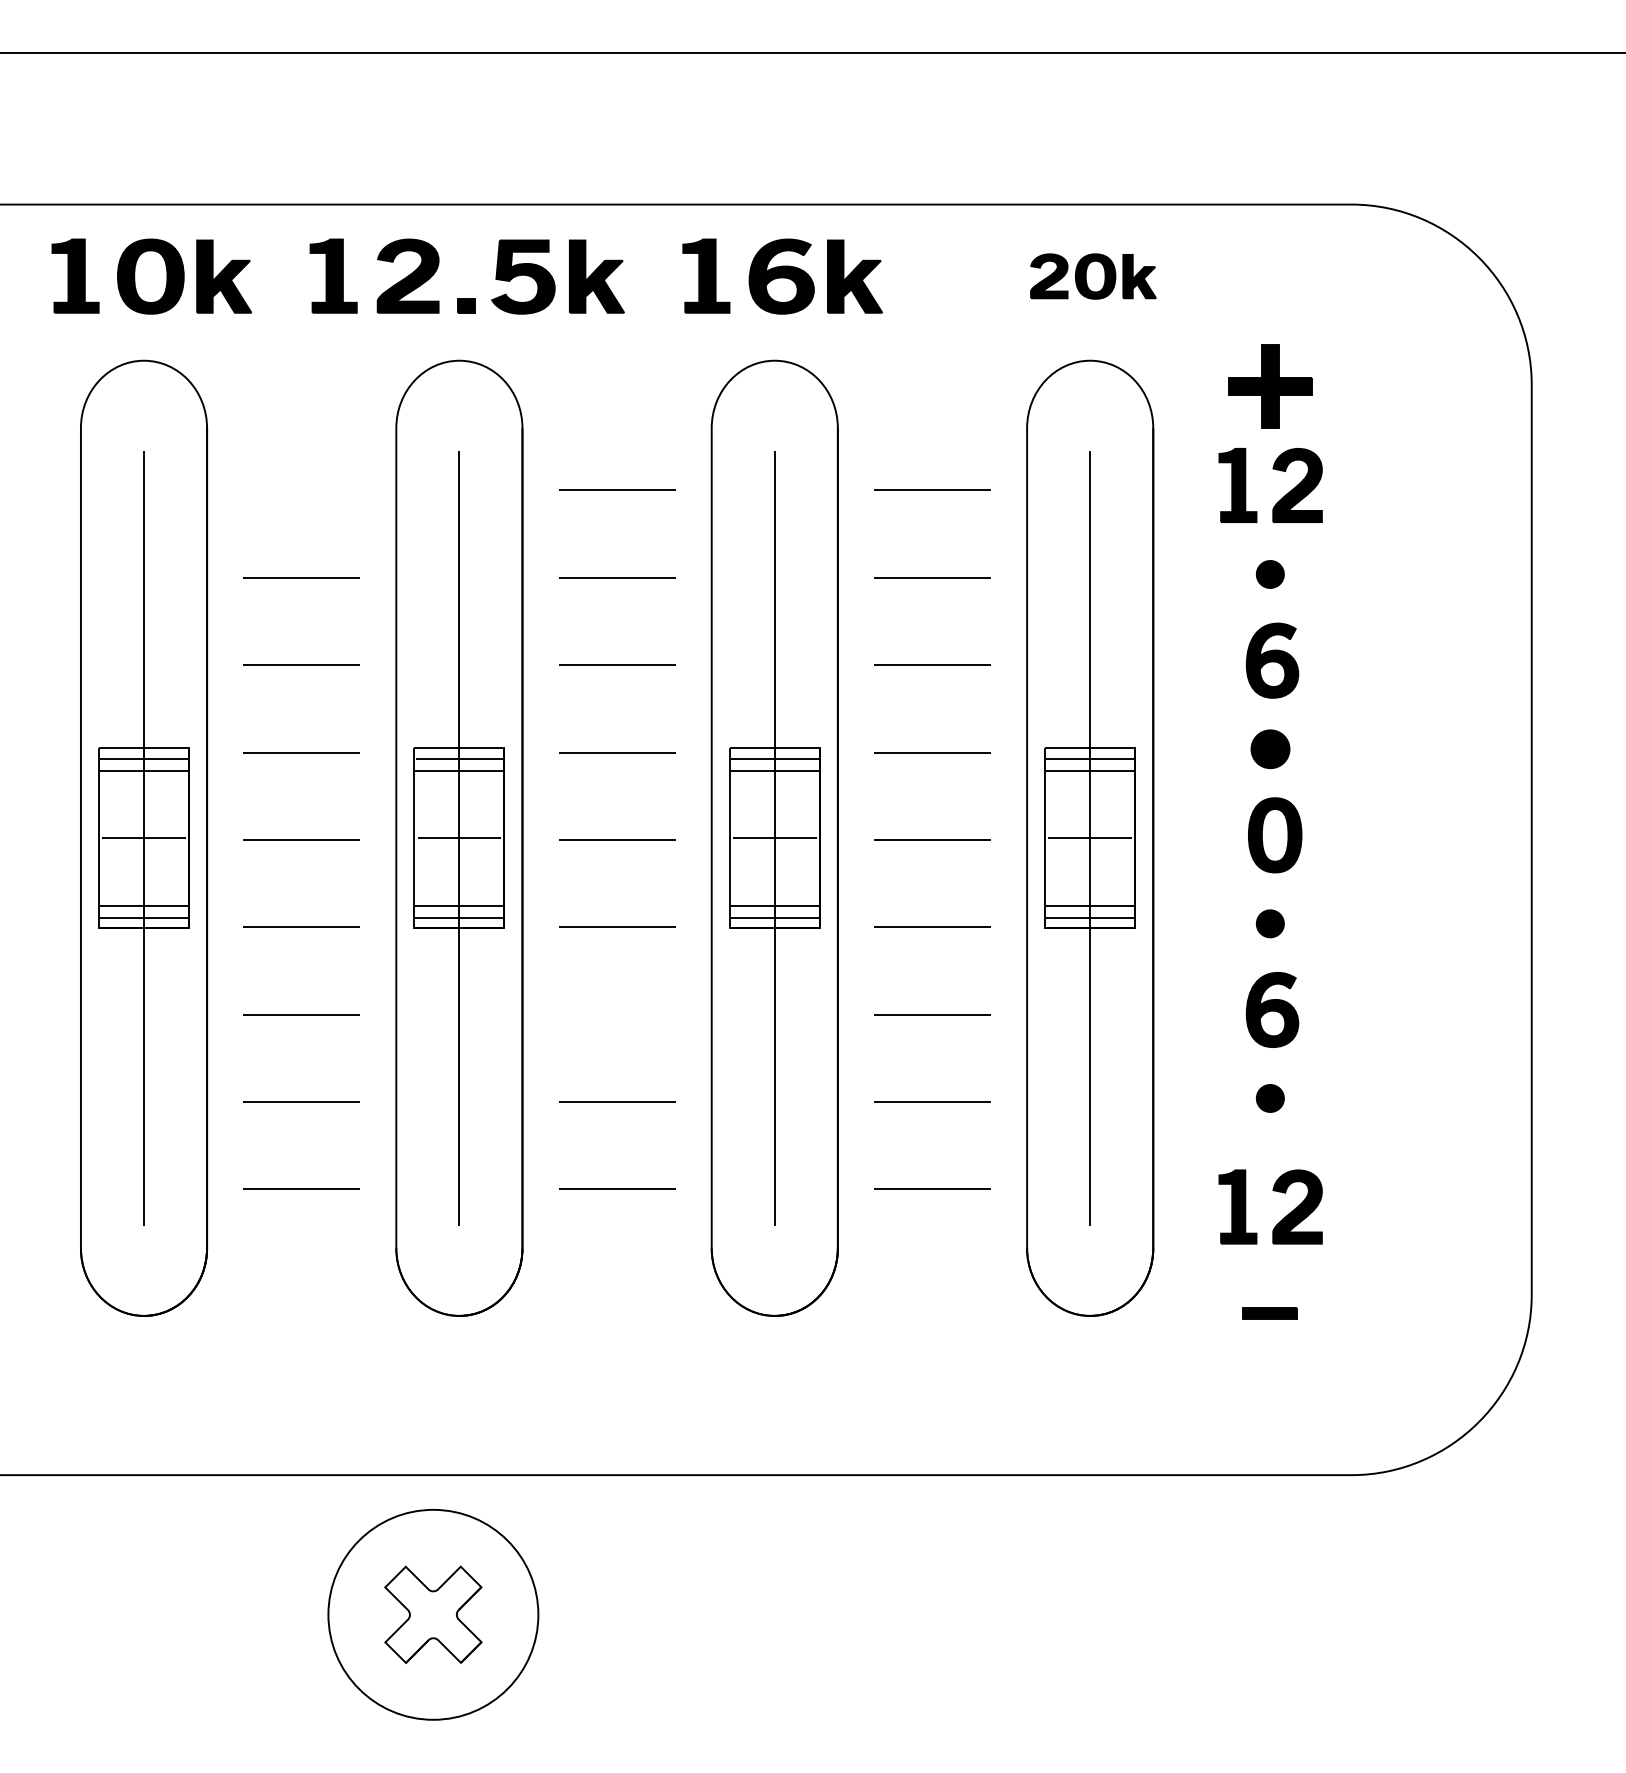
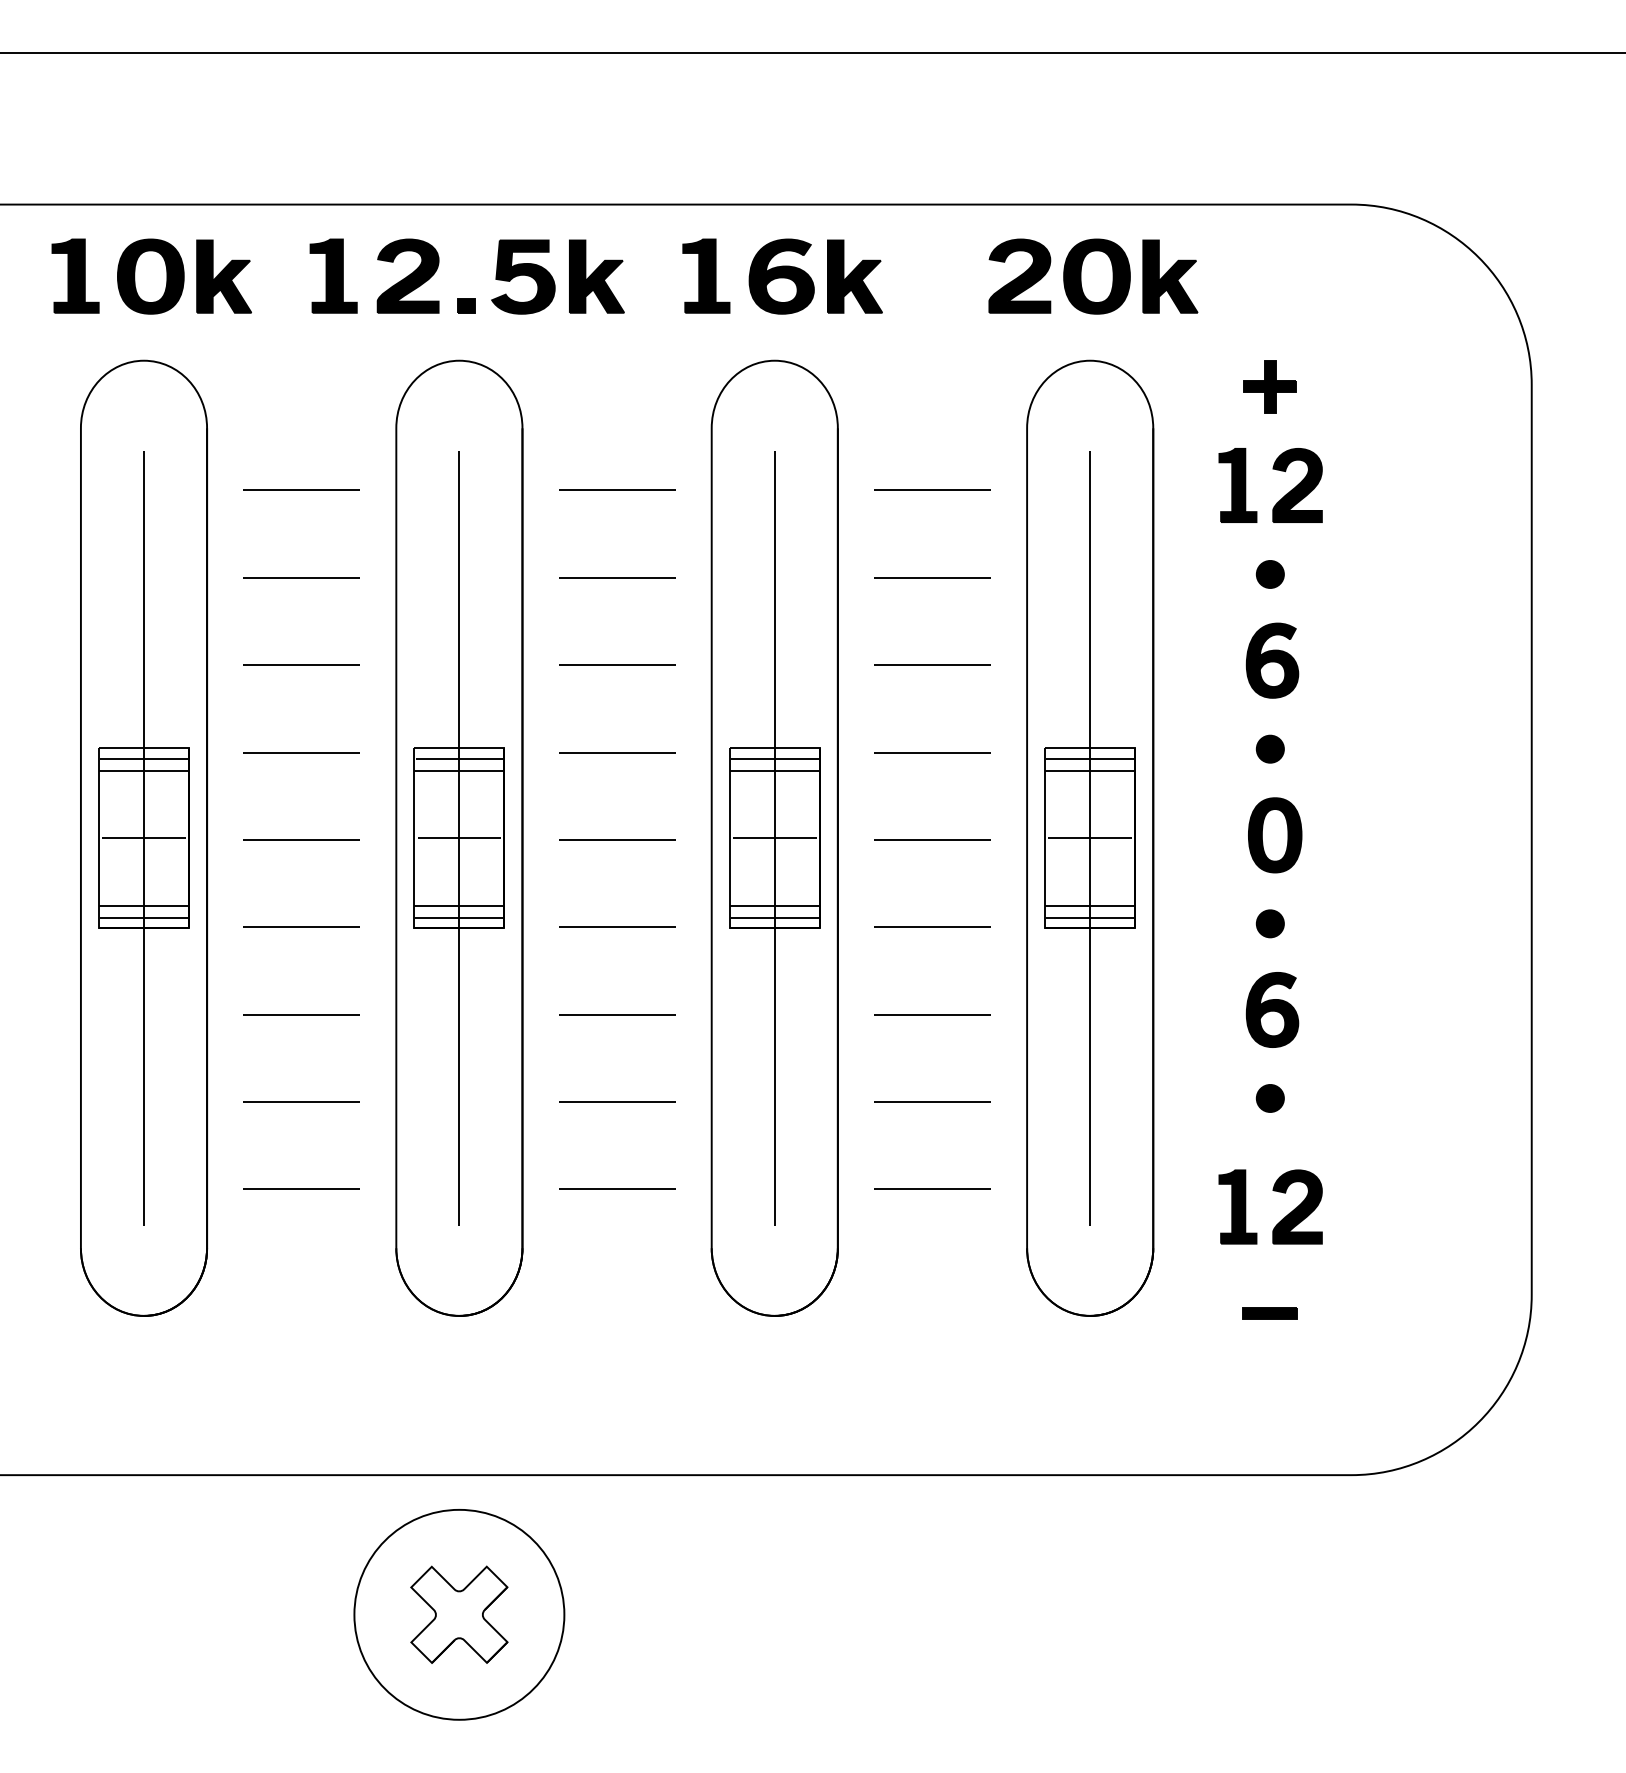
part size: 127x47 px -> 211x77 px (1093, 276)
part size: 85x85 px -> 54x54 px (1269, 386)
line: none -> present (301, 489)
part size: 41x41 px -> 30x30 px (1269, 748)
line: none -> present (617, 1014)
part position: (433, 1614) -> (459, 1614) (459, 1614)
